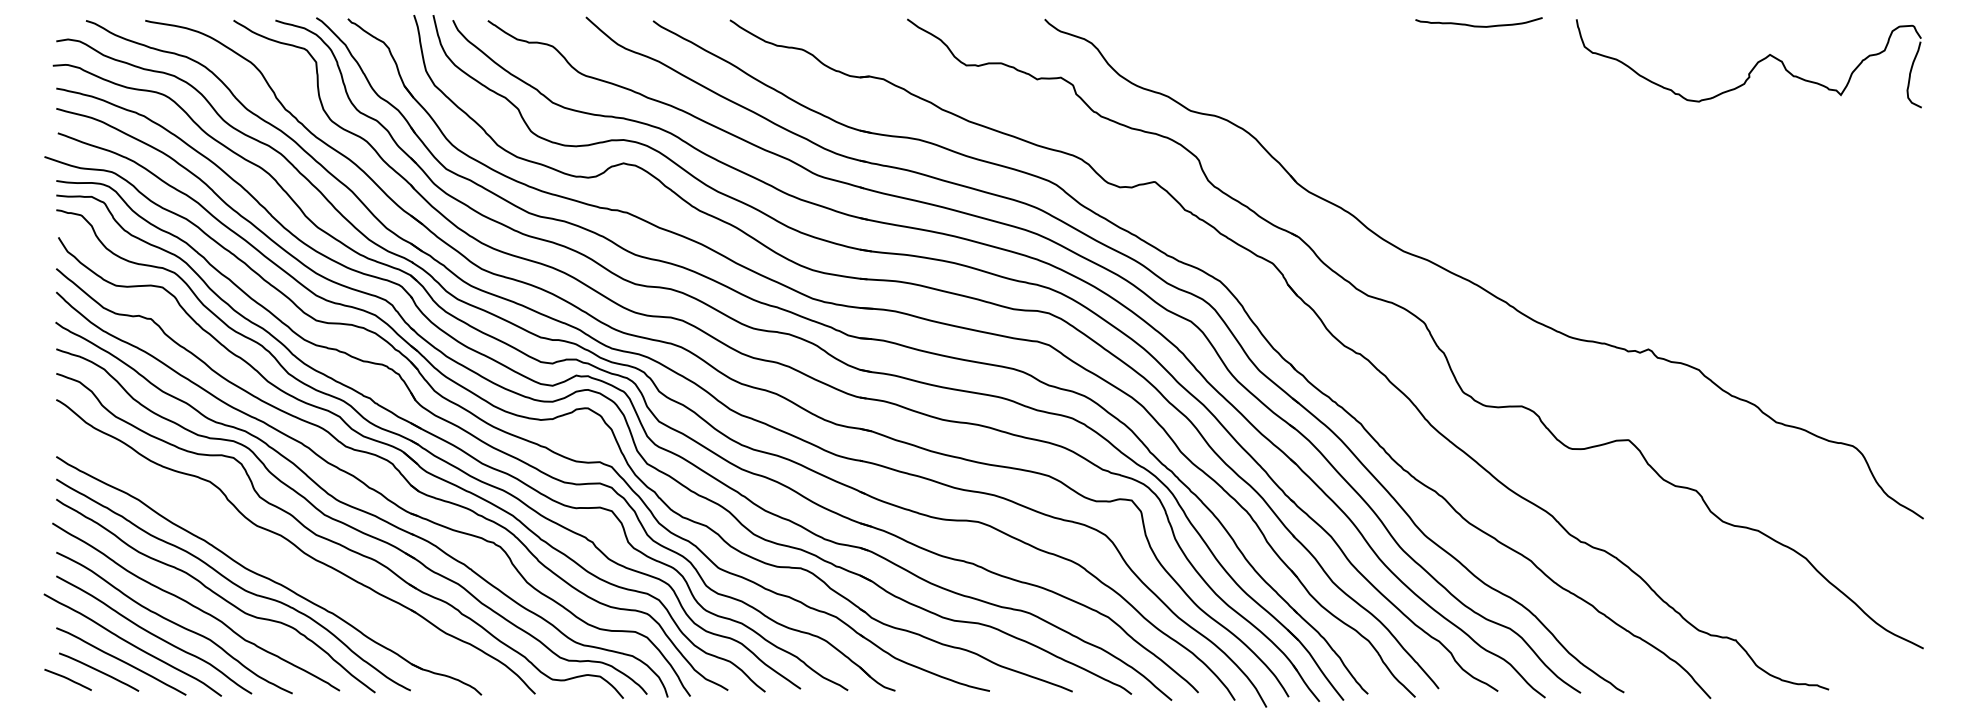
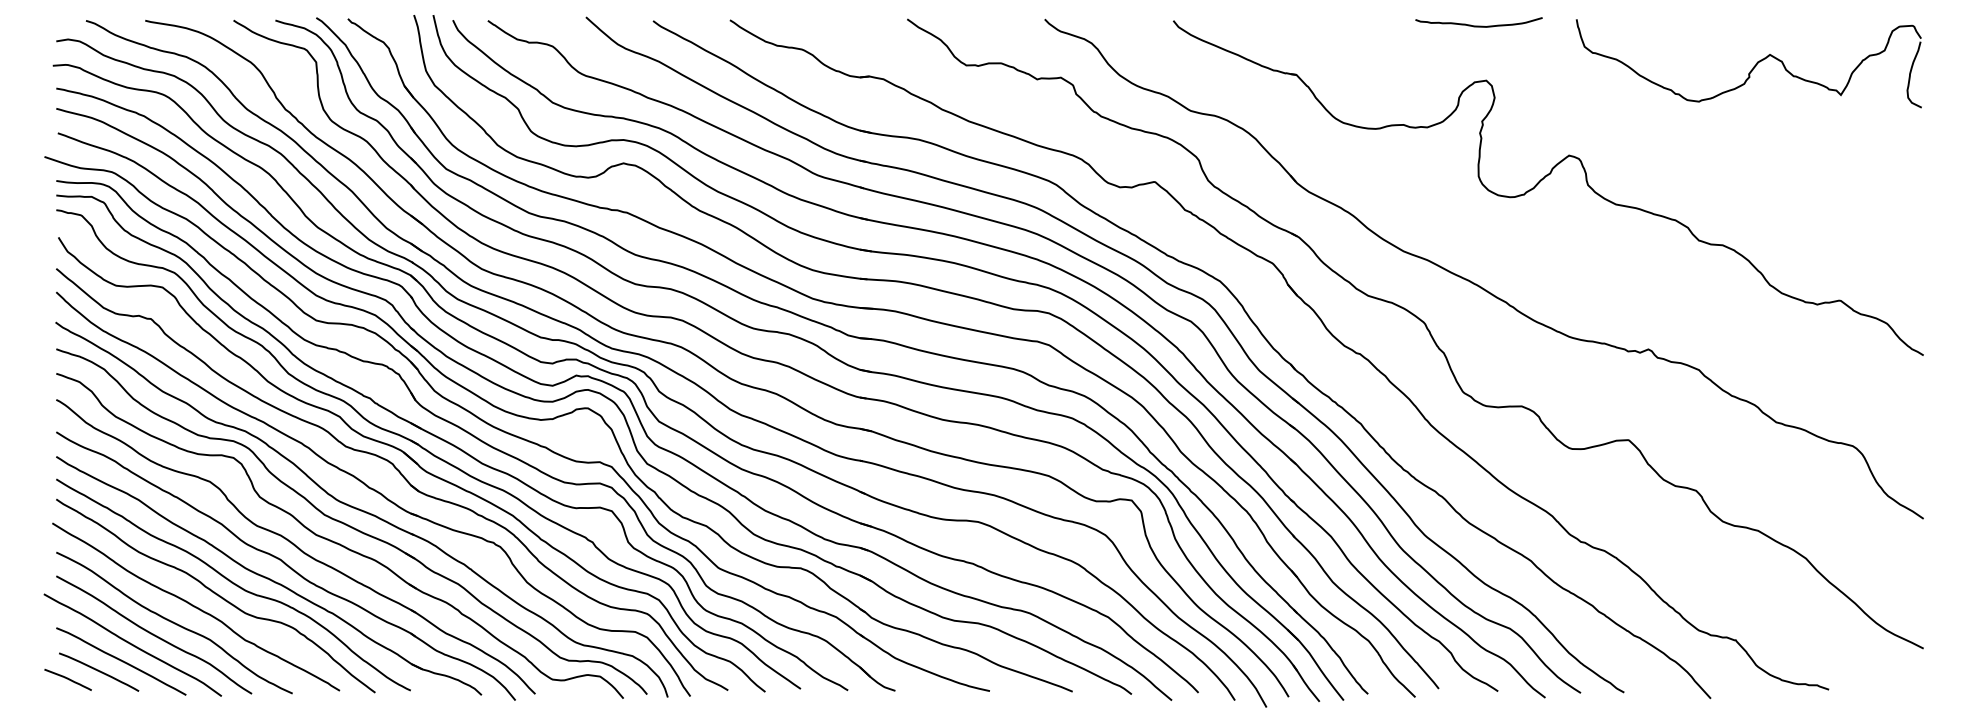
part: none -> present (1542, 180)
part: none -> present (285, 565)
